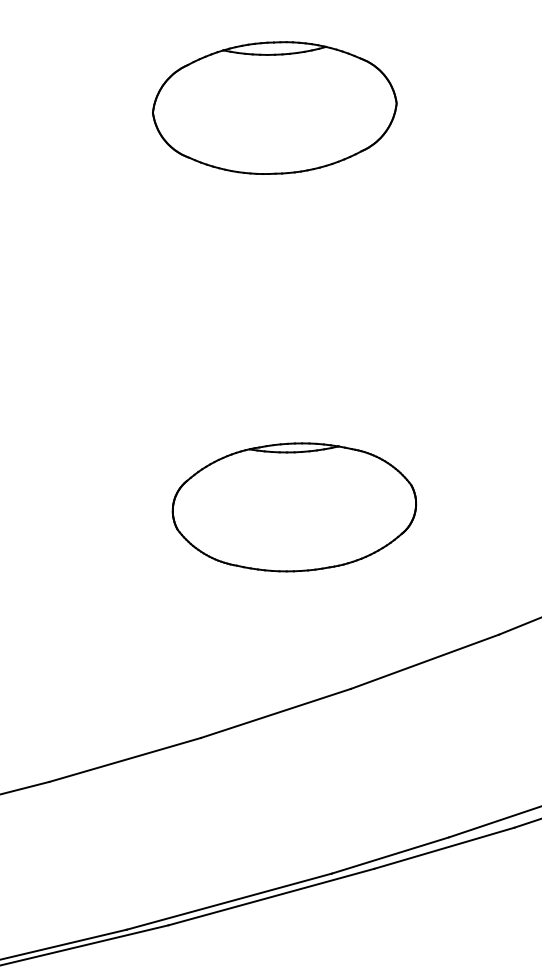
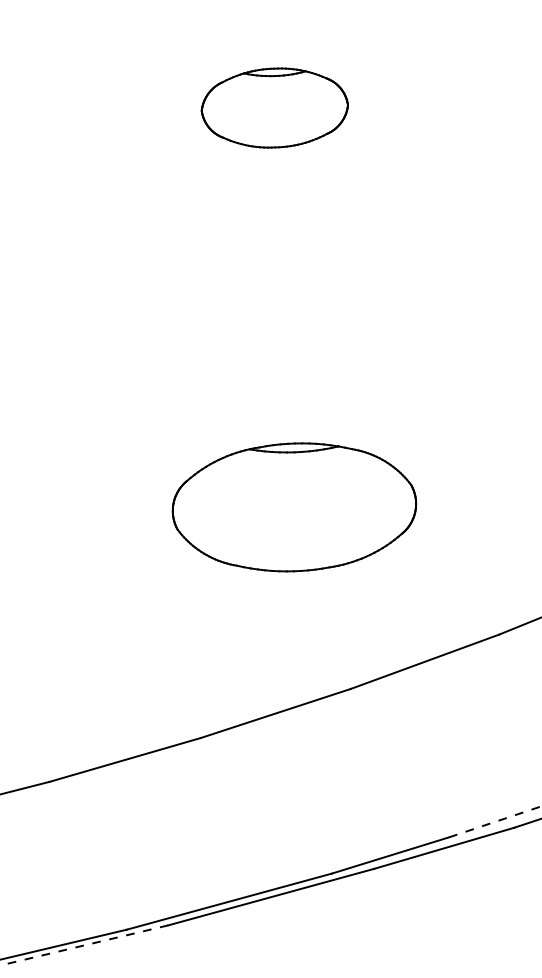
part size: 246x134 px -> 149x82 px (274, 107)
line: solid -> dashed (495, 821)
line: solid -> dashed (84, 945)
